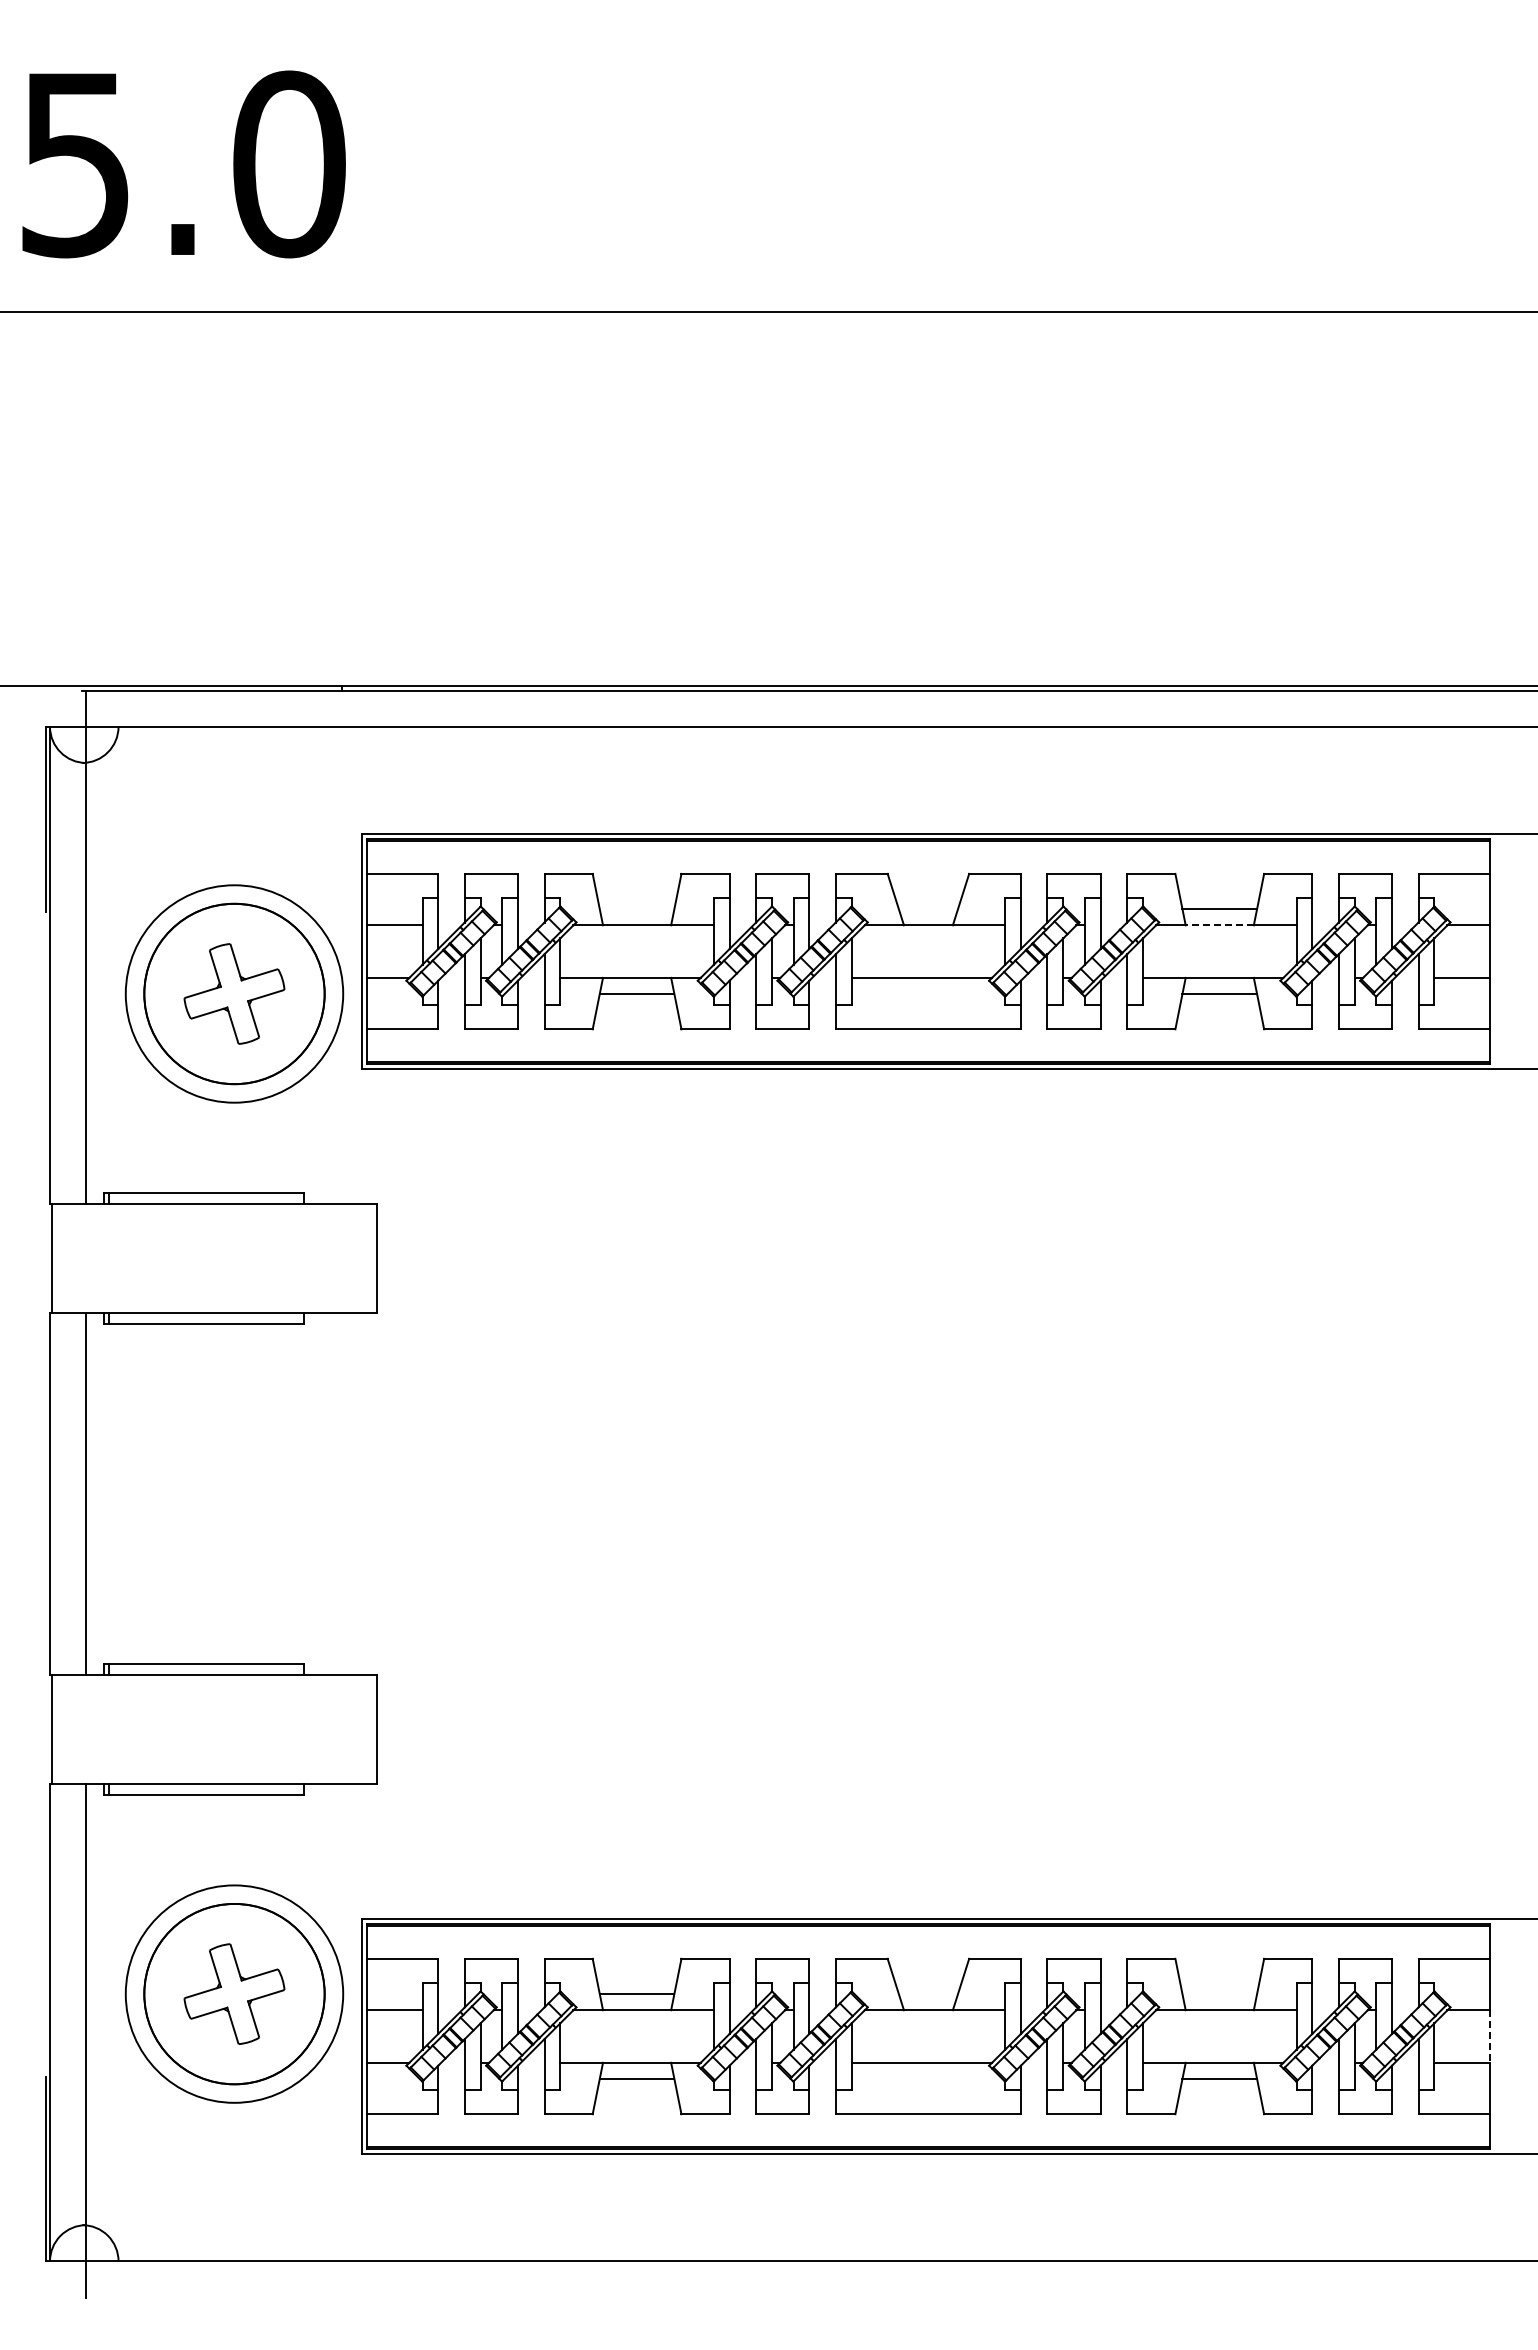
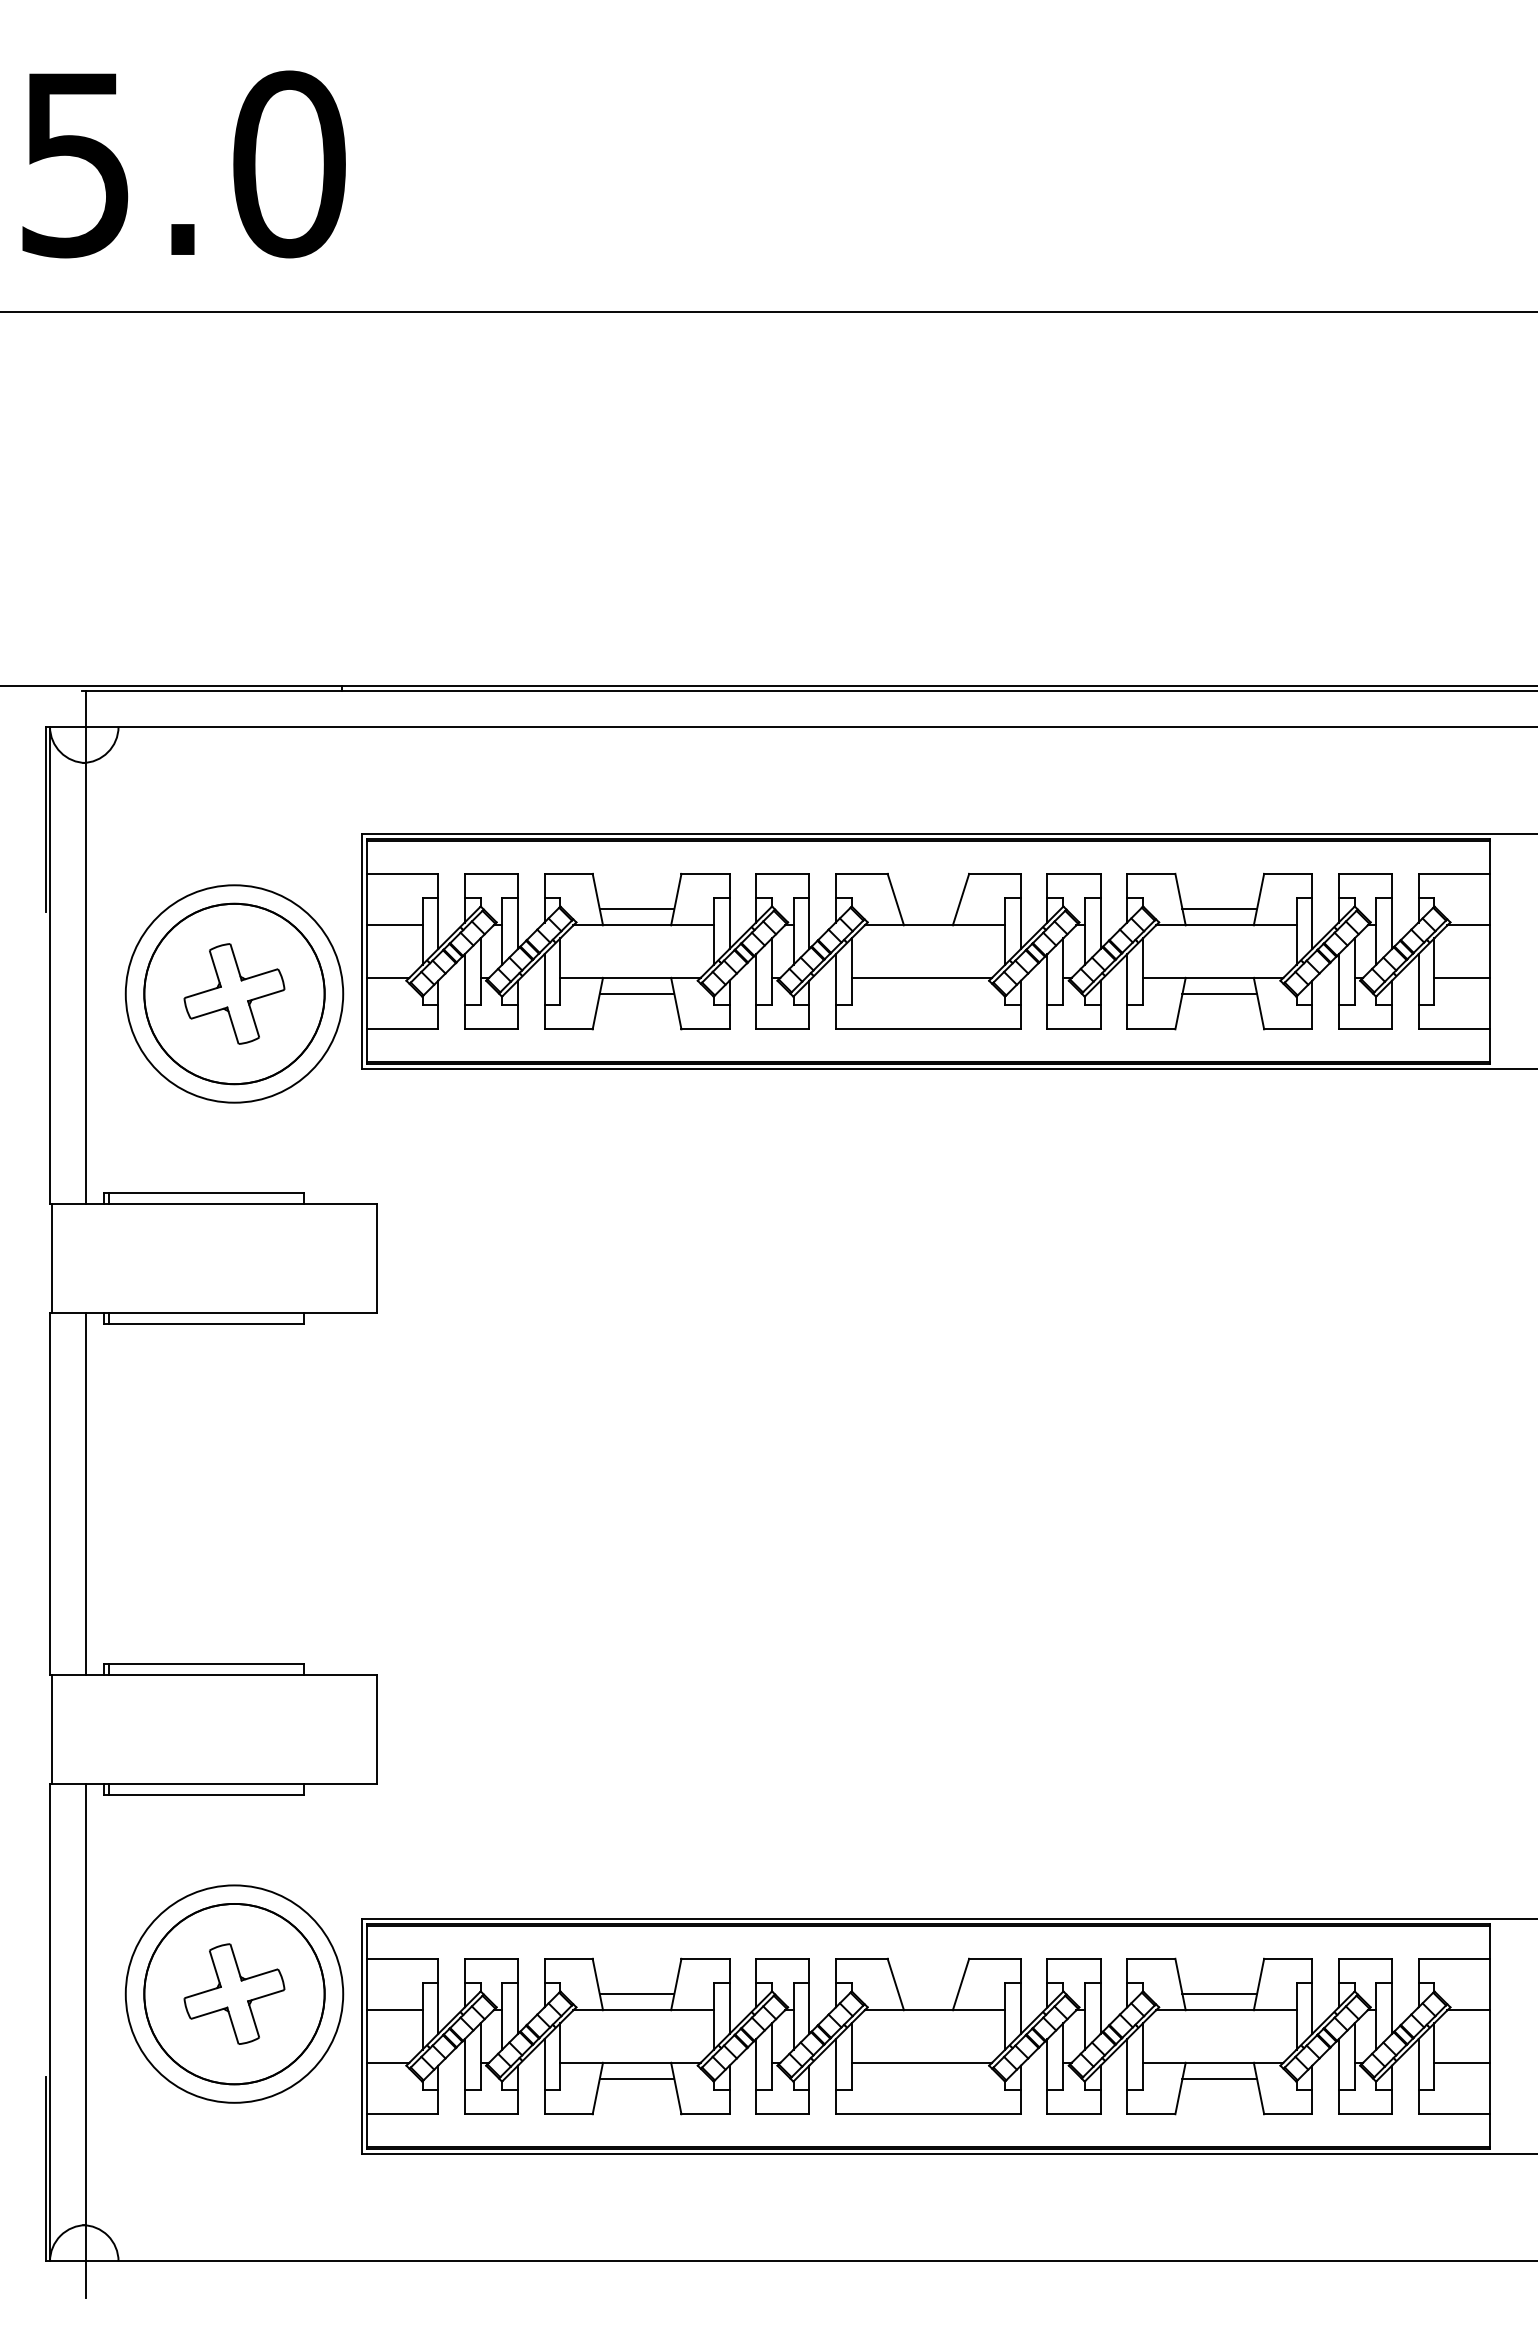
line: none -> present (636, 909)
line: dashed -> solid (1219, 925)
line: none -> present (1219, 1993)
line: dashed -> solid (1490, 2037)
